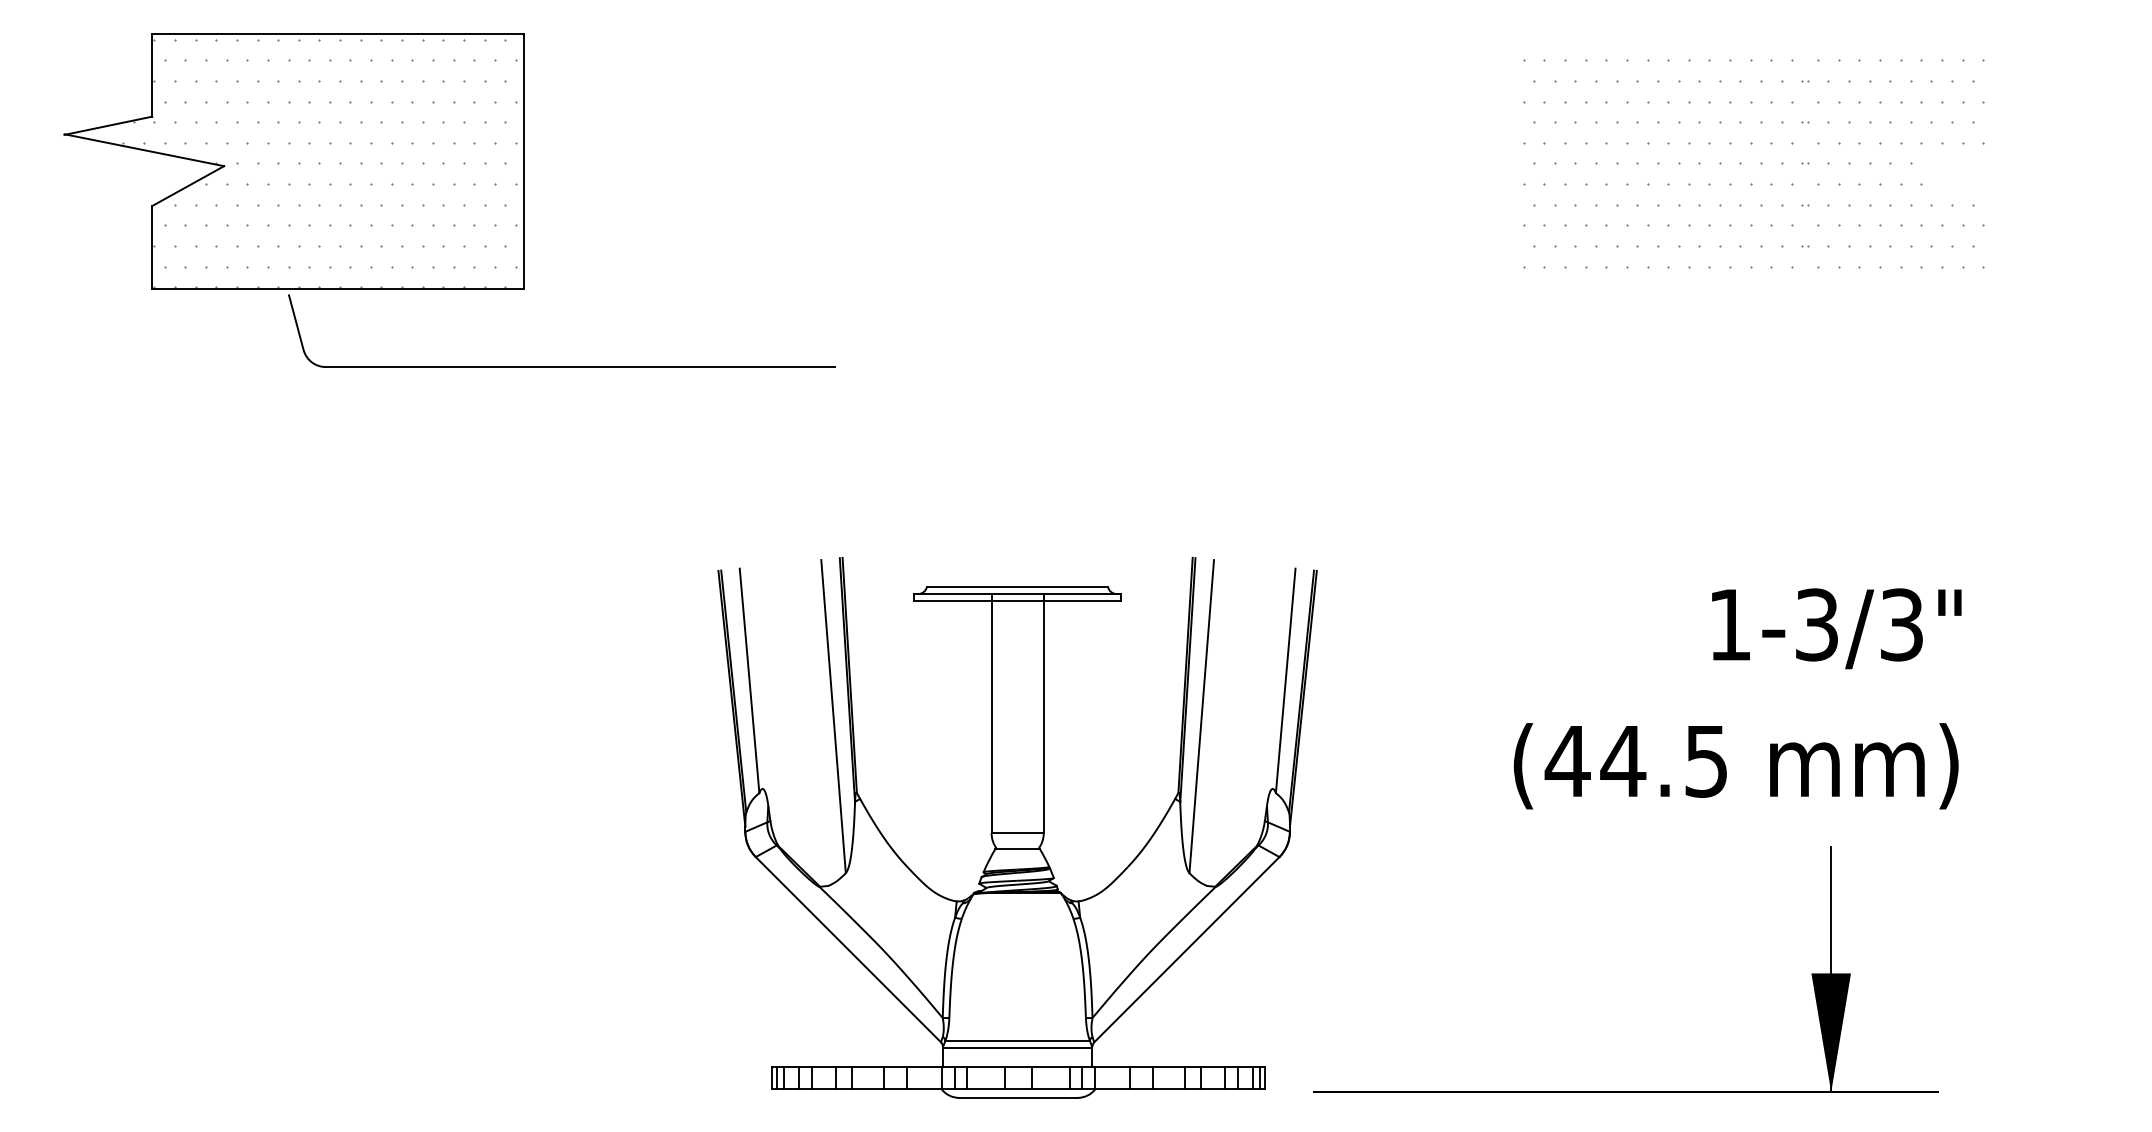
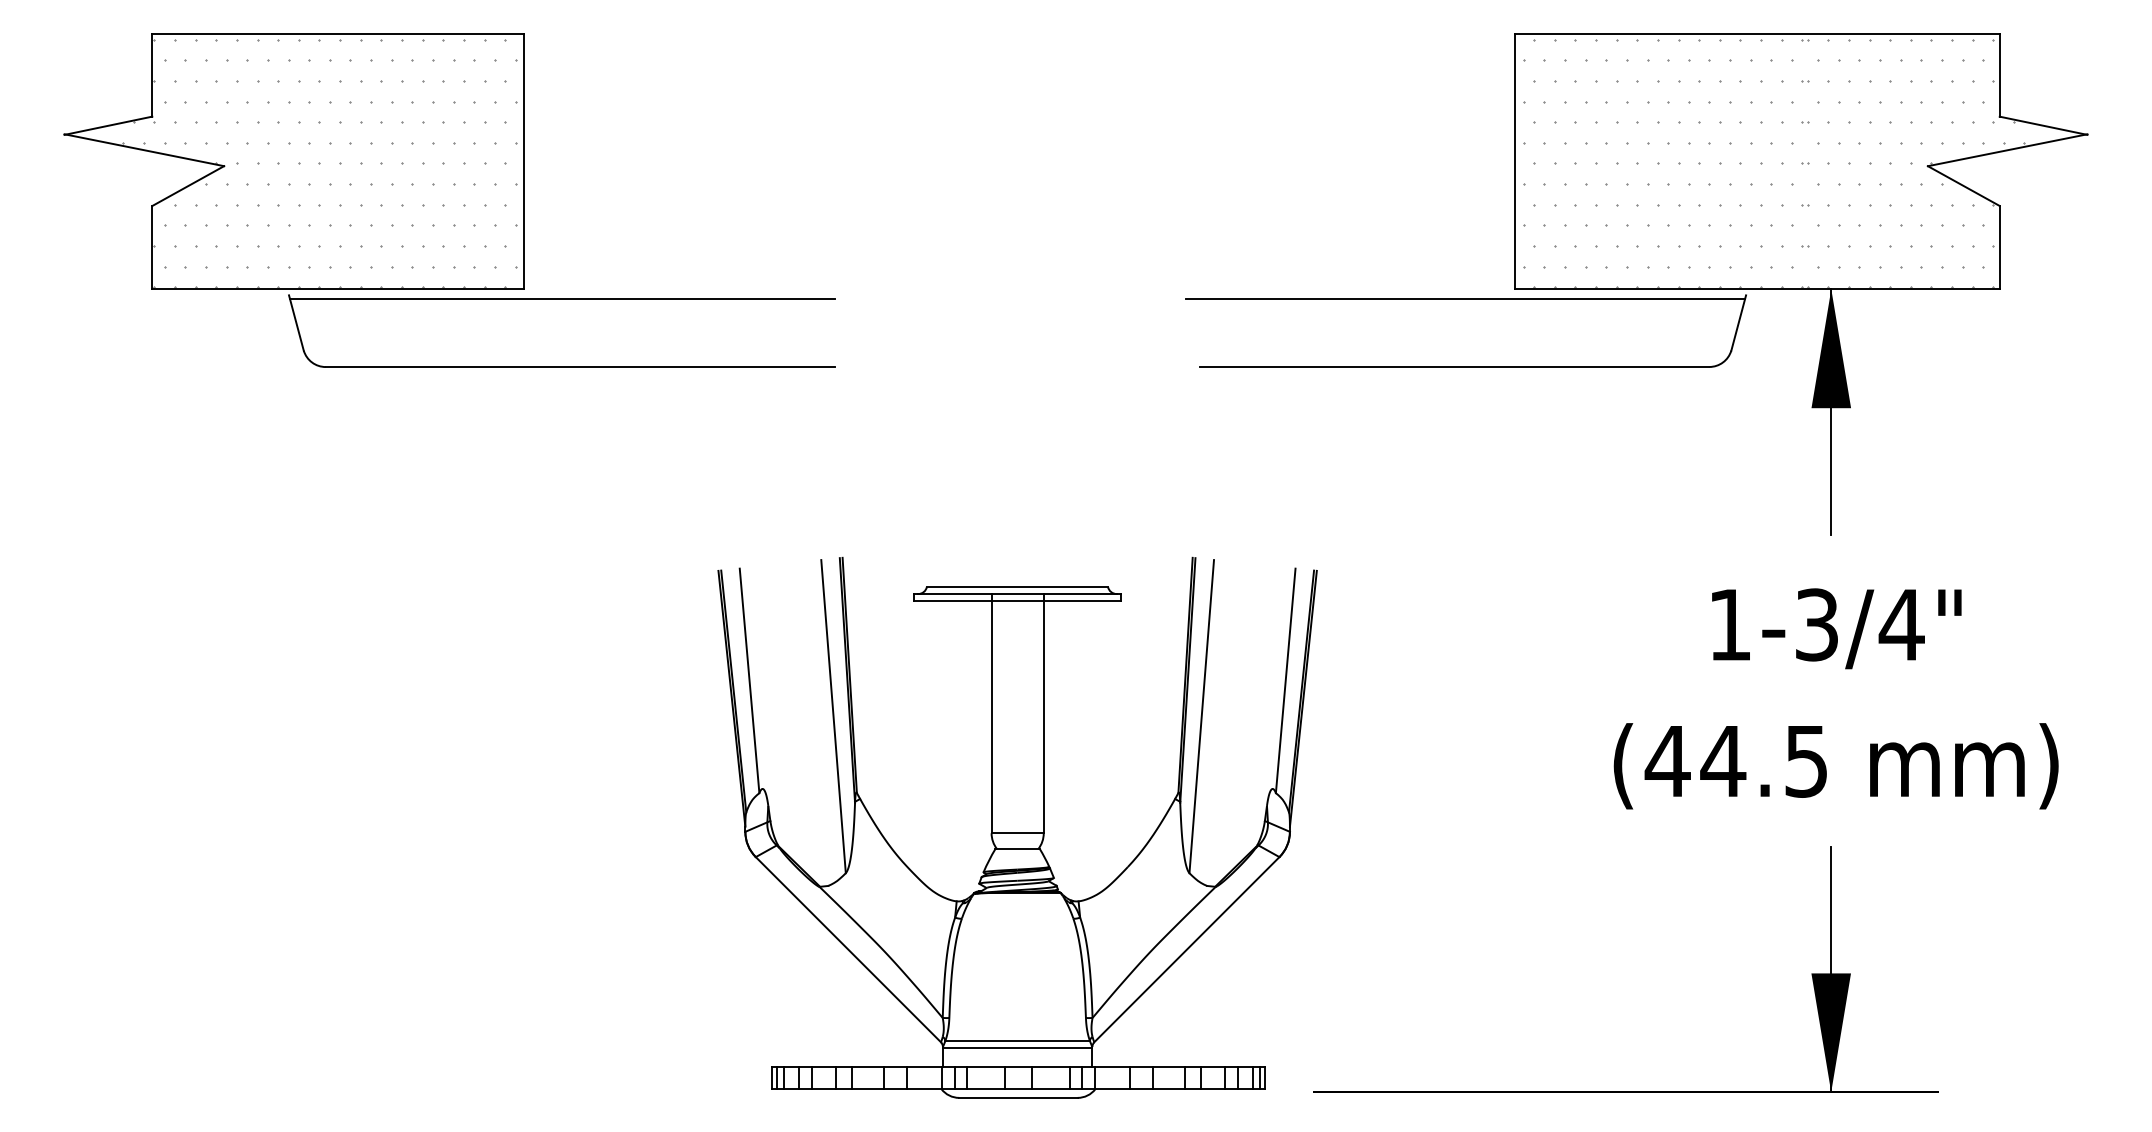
part: none -> present (1636, 284)
line: none -> present (562, 298)
text: 1-3/3" -> 1-3/4" (1901, 624)
text position: (1735, 766) -> (1835, 766) (1835, 766)
